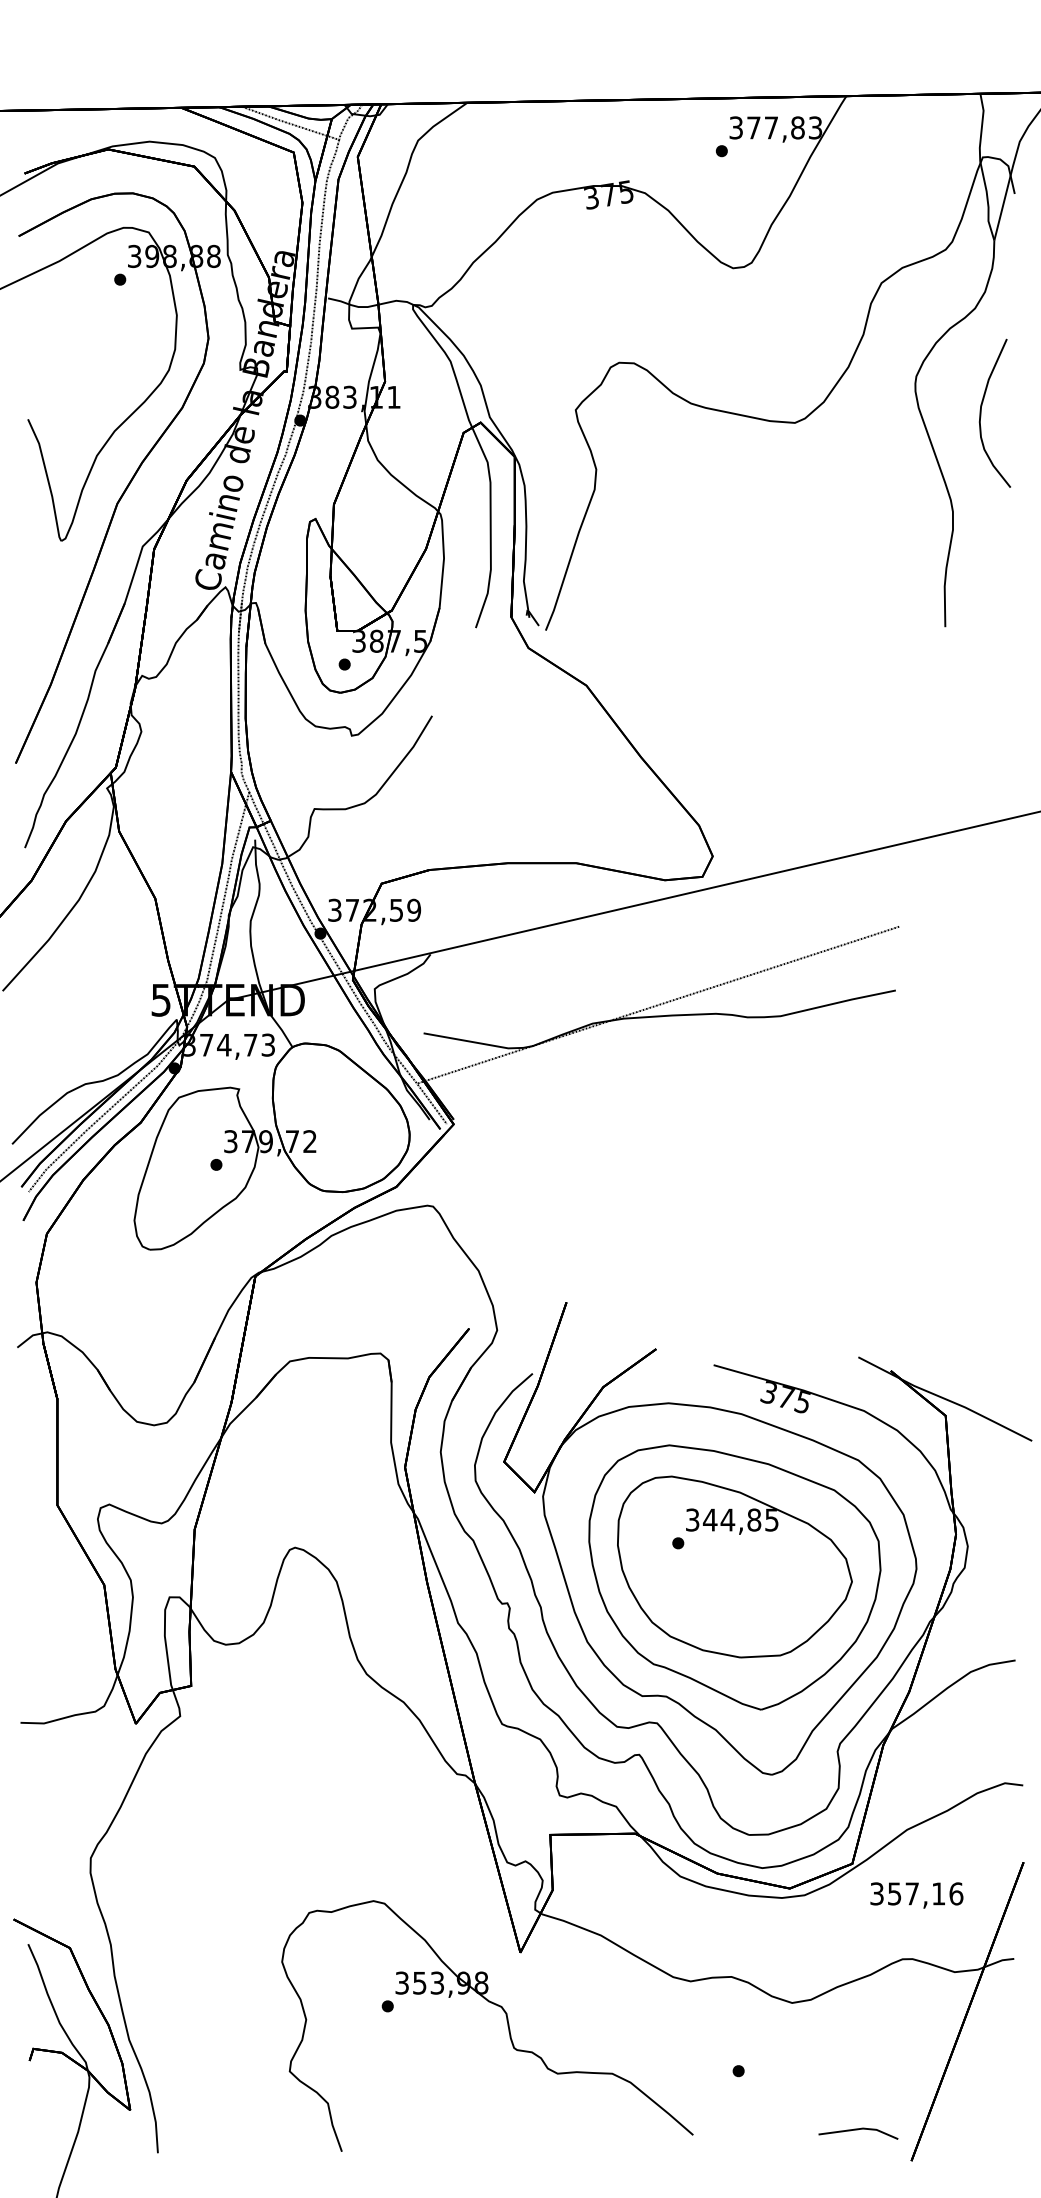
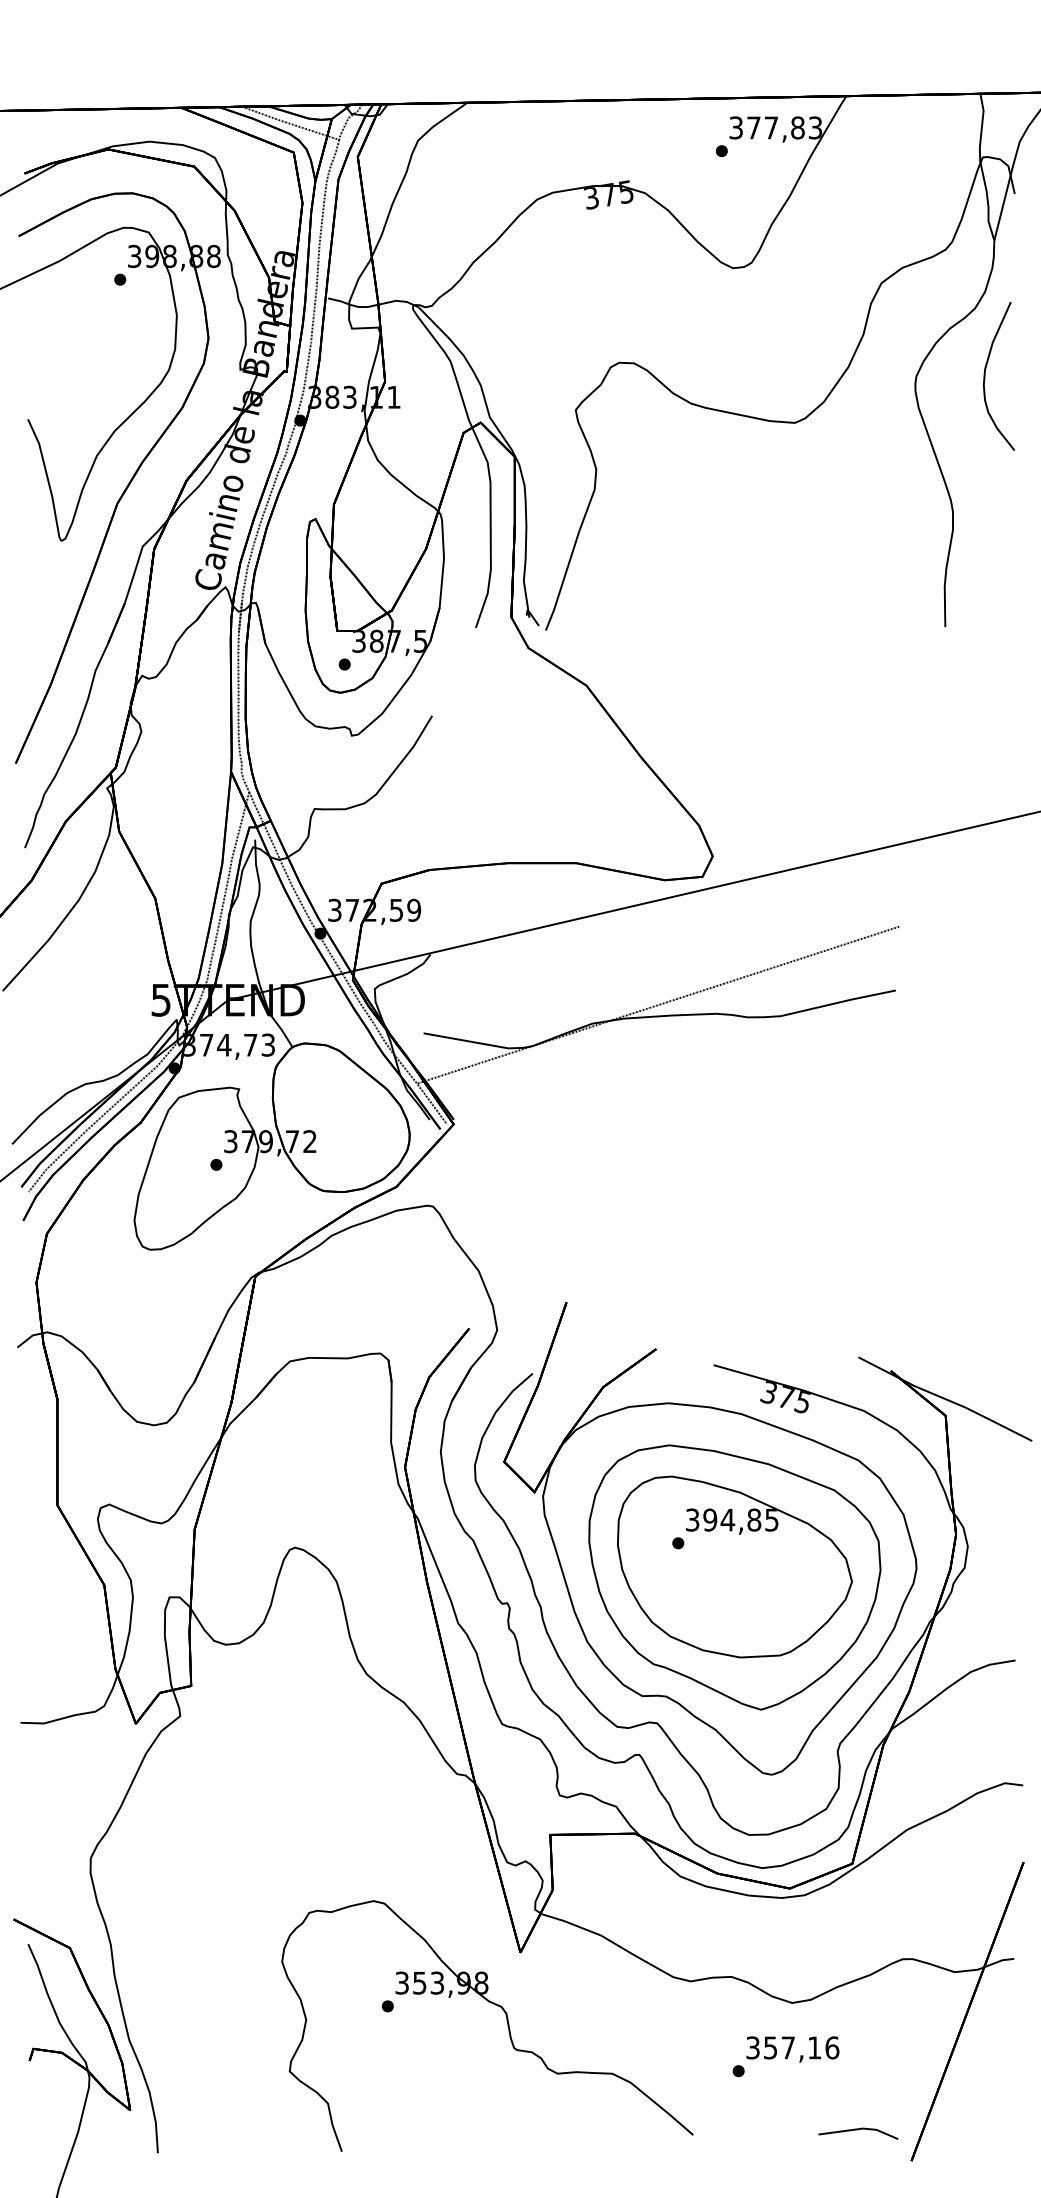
curve position: (981, 412) -> (985, 375) (985, 375)
text: 344,85 -> 394,85 (709, 1519)
text position: (916, 1895) -> (792, 2049) (792, 2049)
